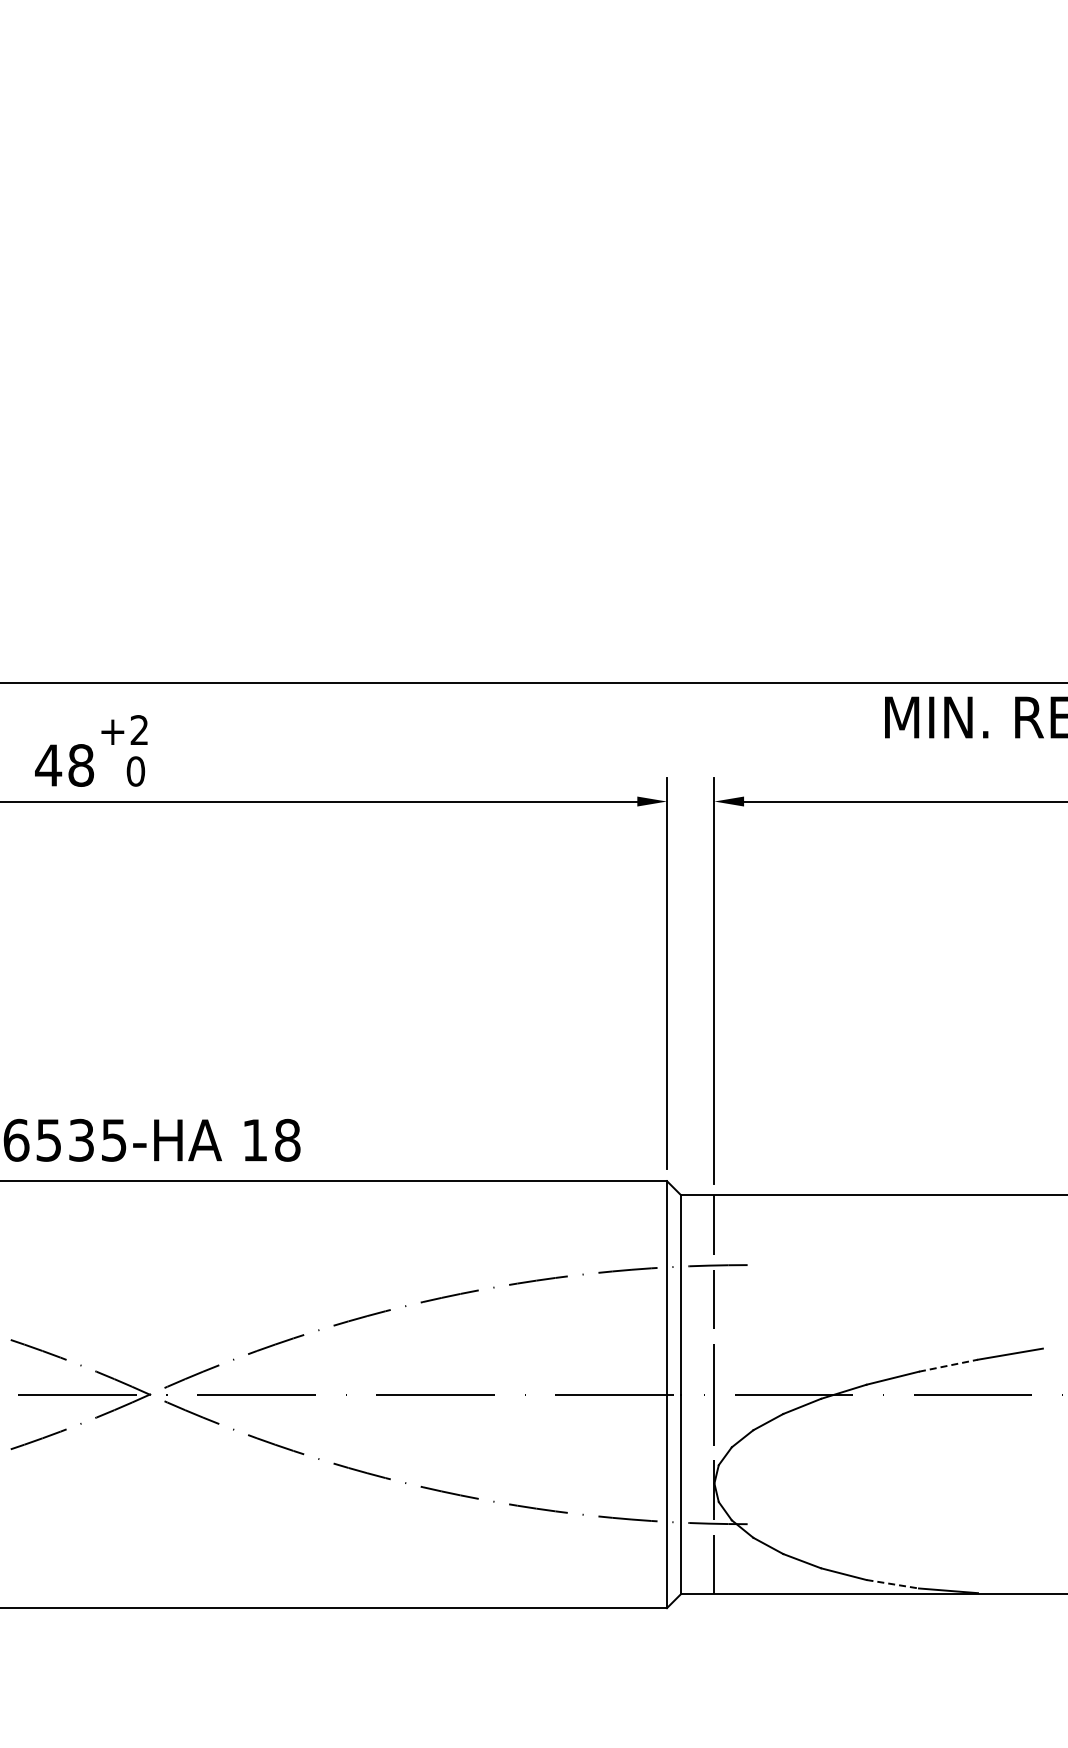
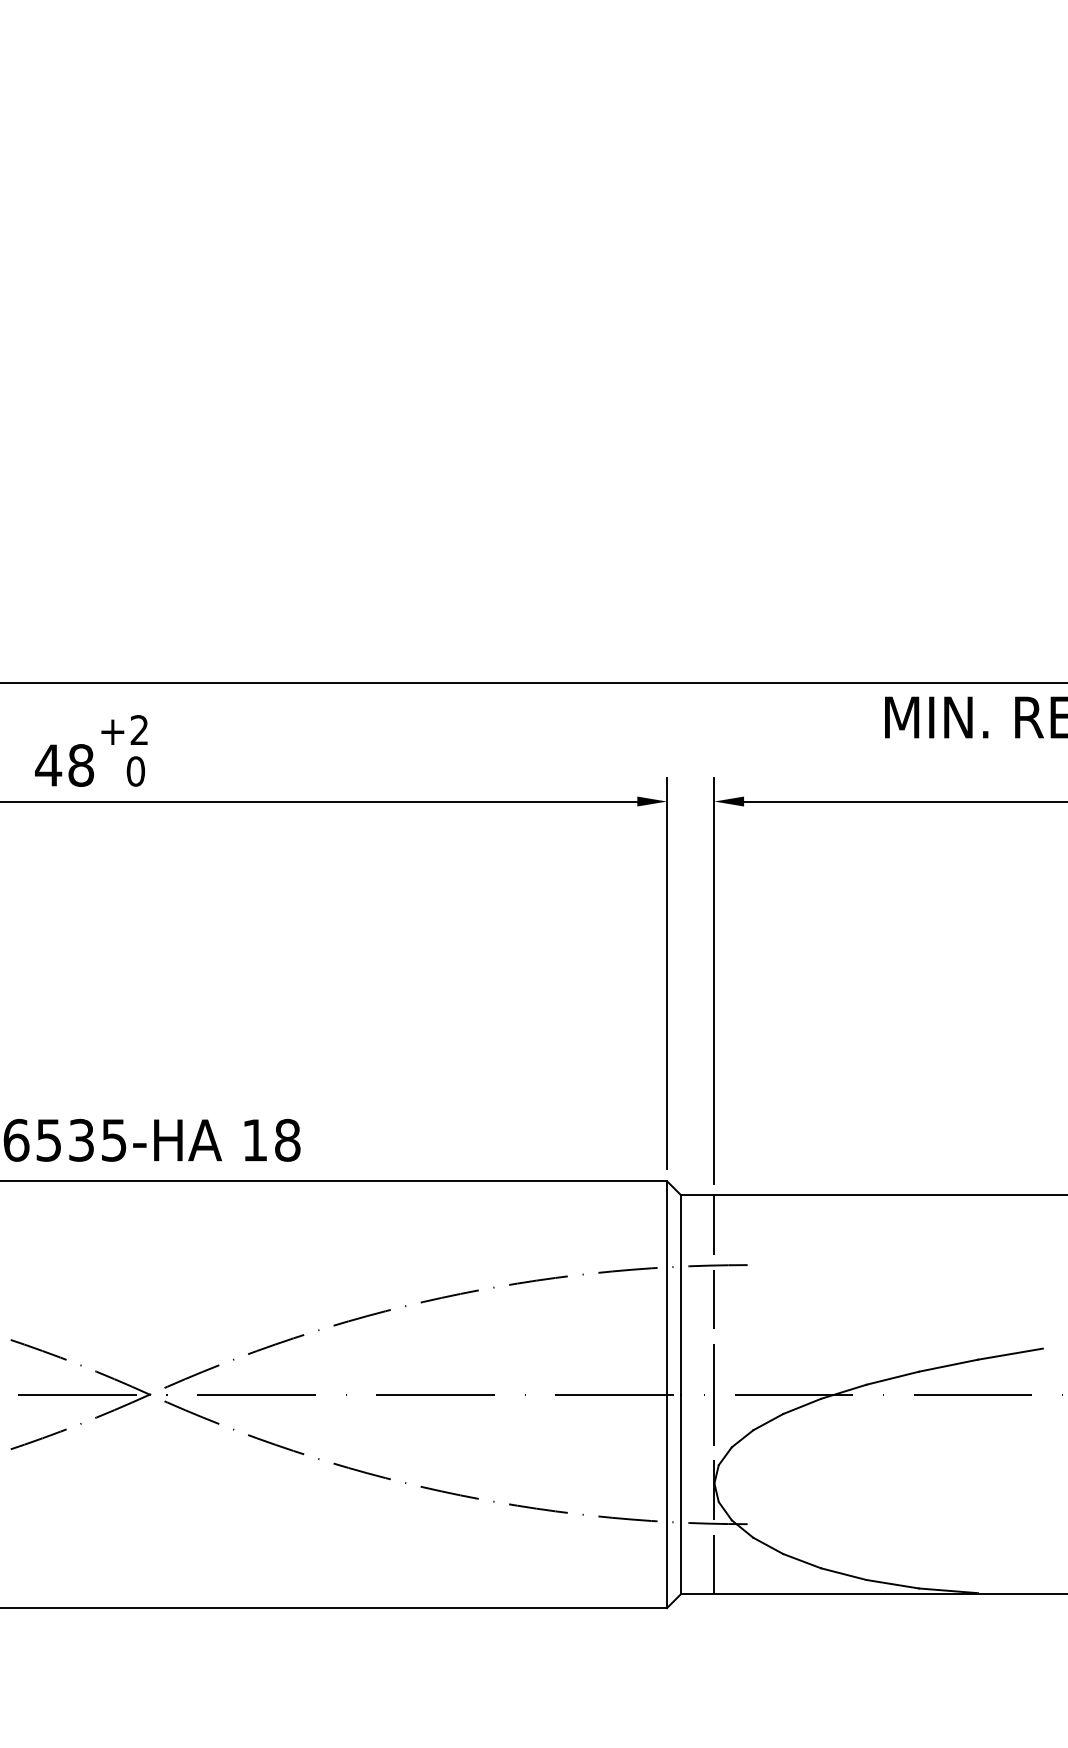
line: dashed -> solid (948, 1365)
line: dashed -> solid (892, 1584)
